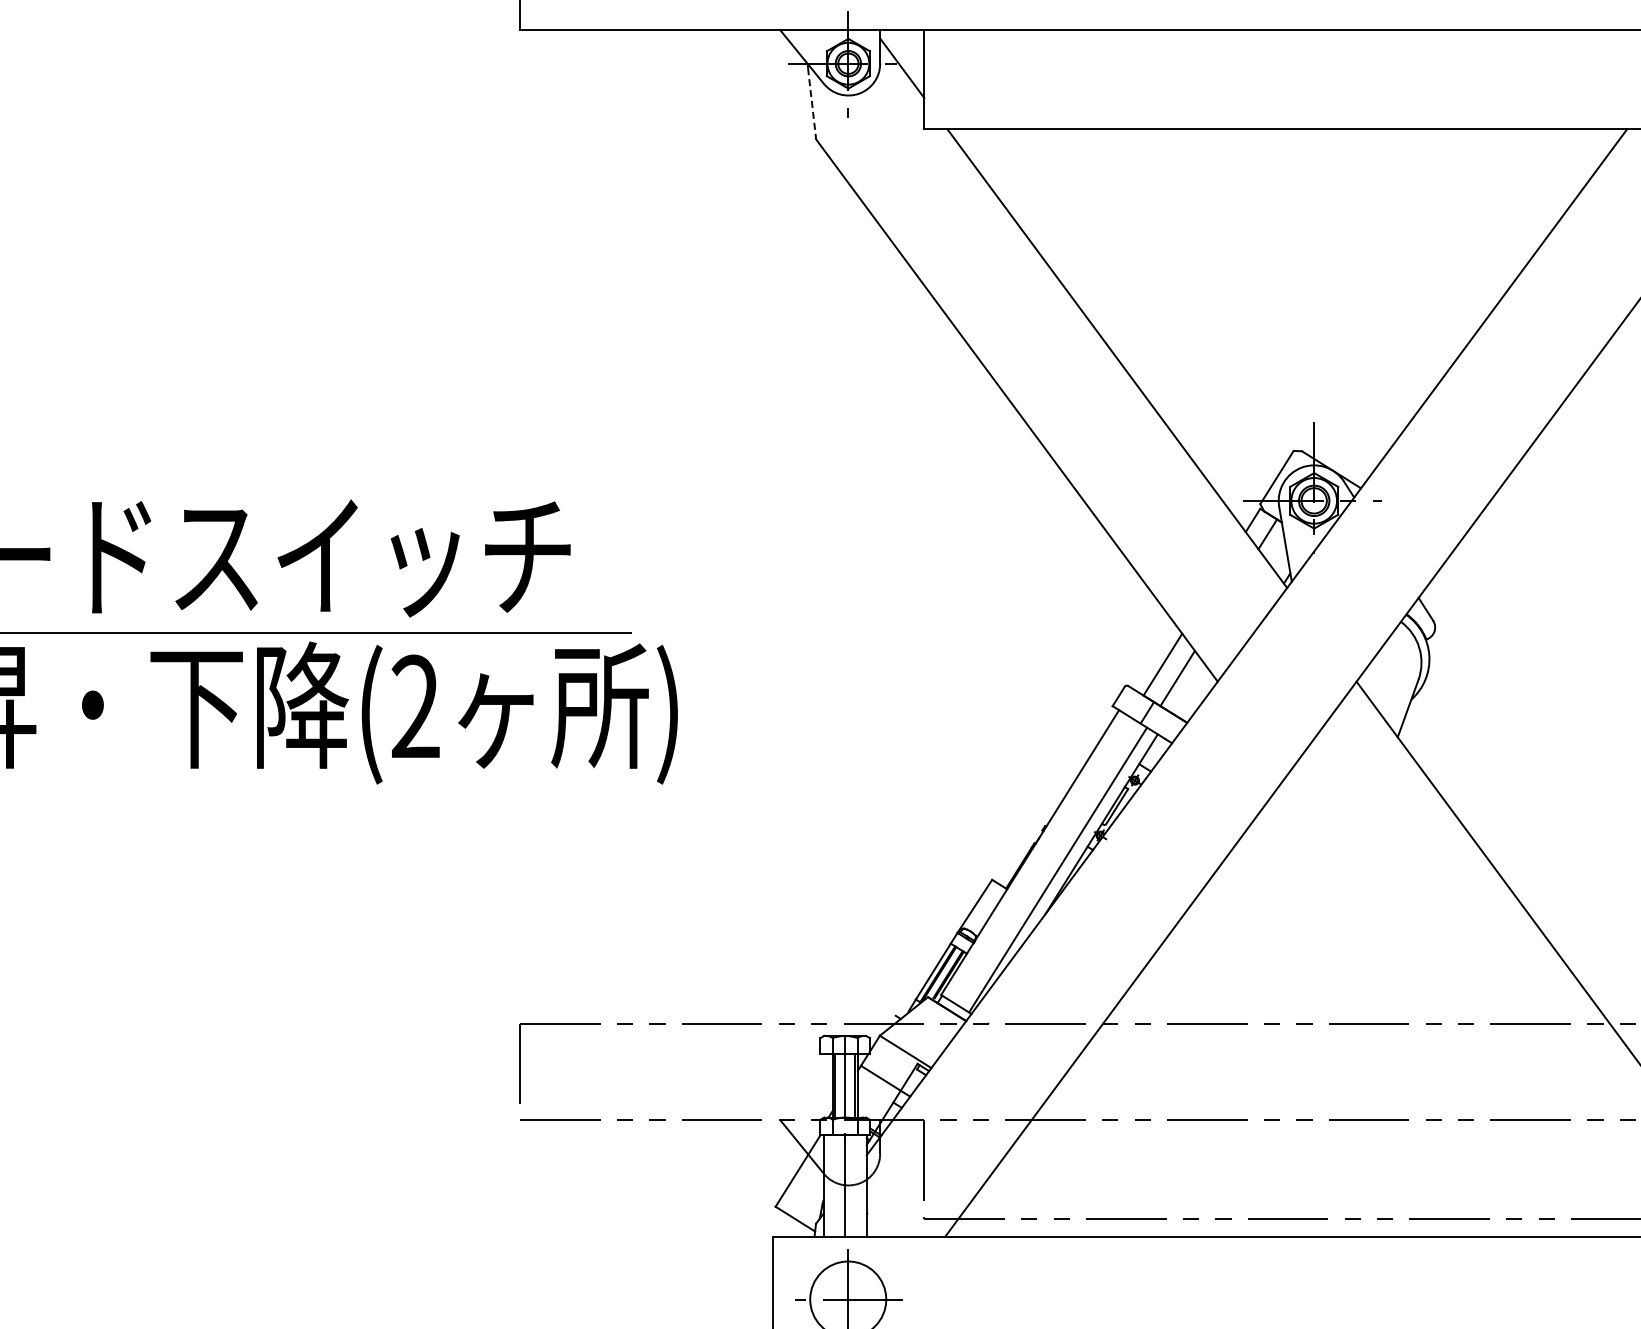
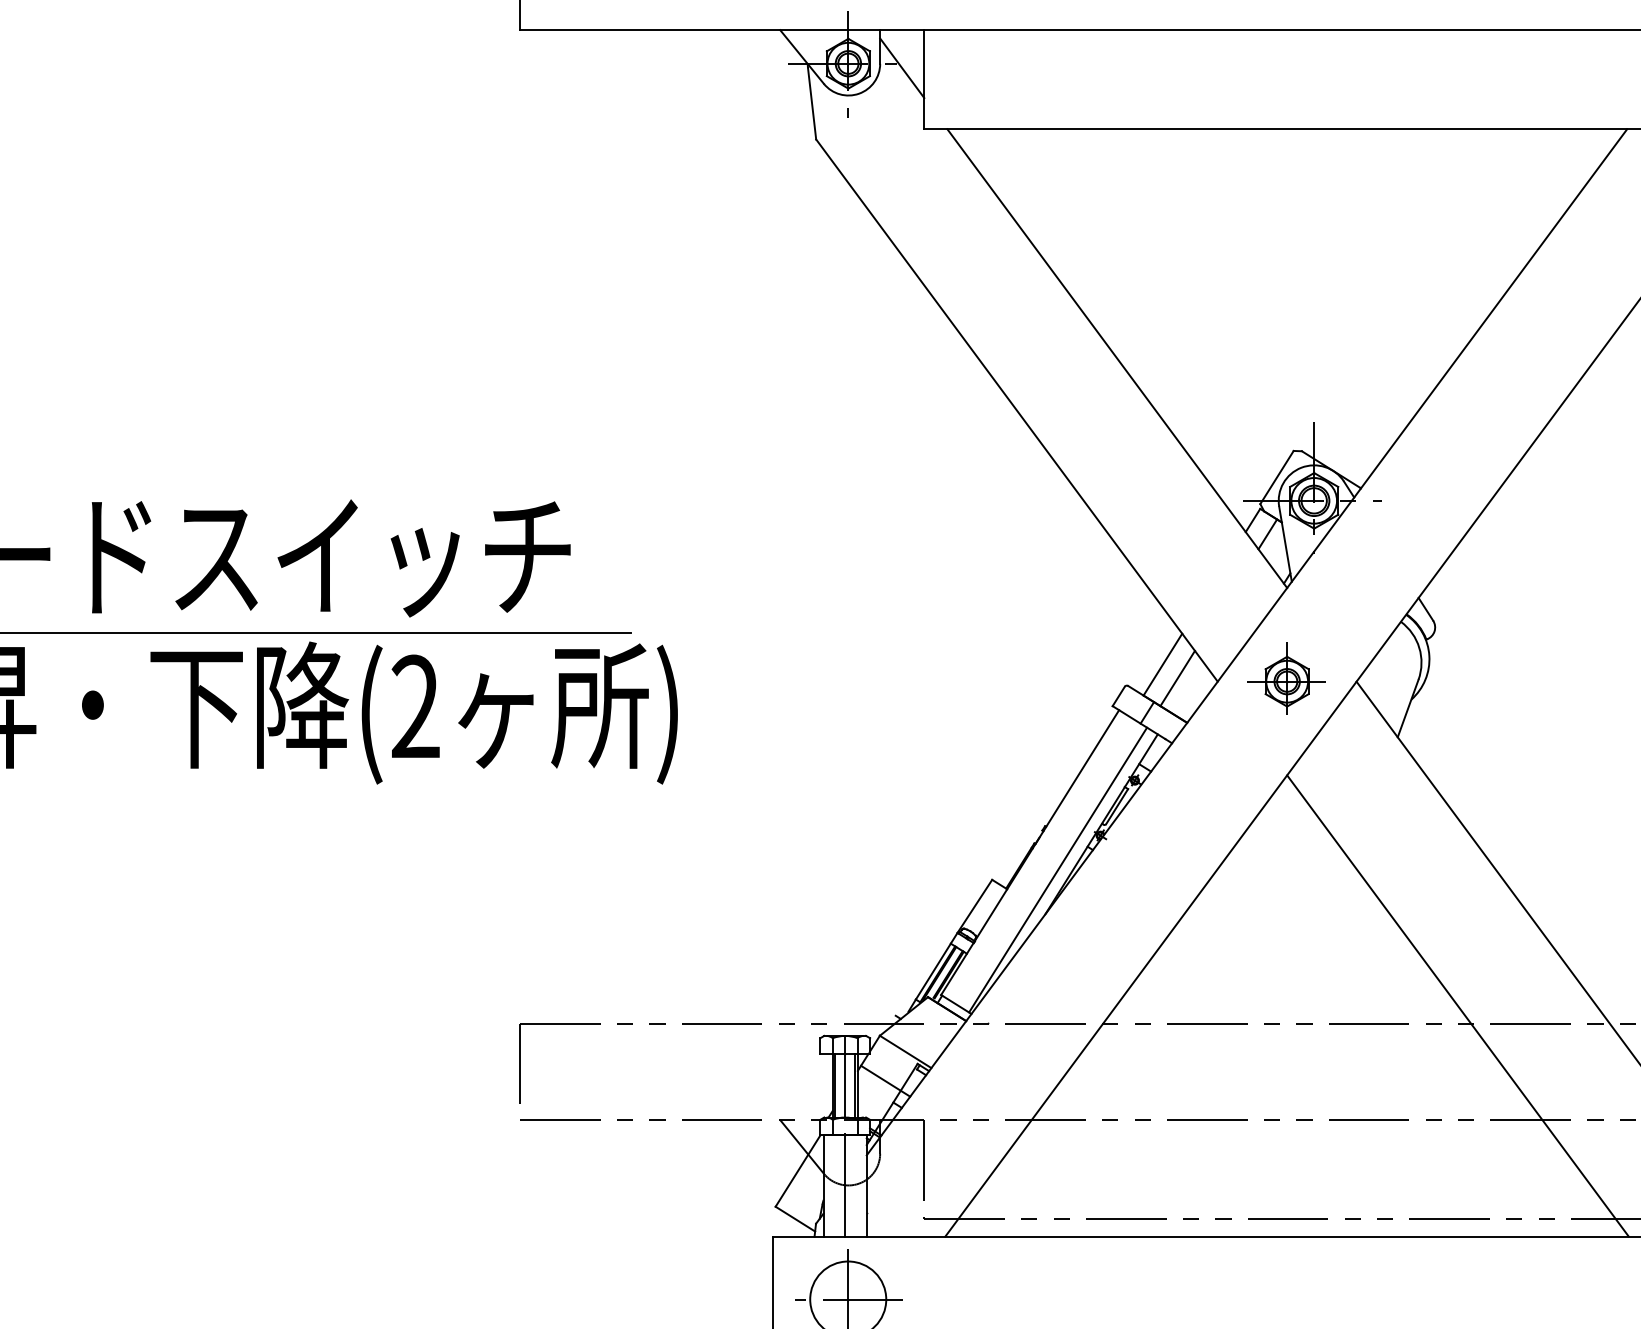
line: dashed -> solid (812, 103)
part: none -> present (1286, 678)
line: none -> present (1457, 1005)
